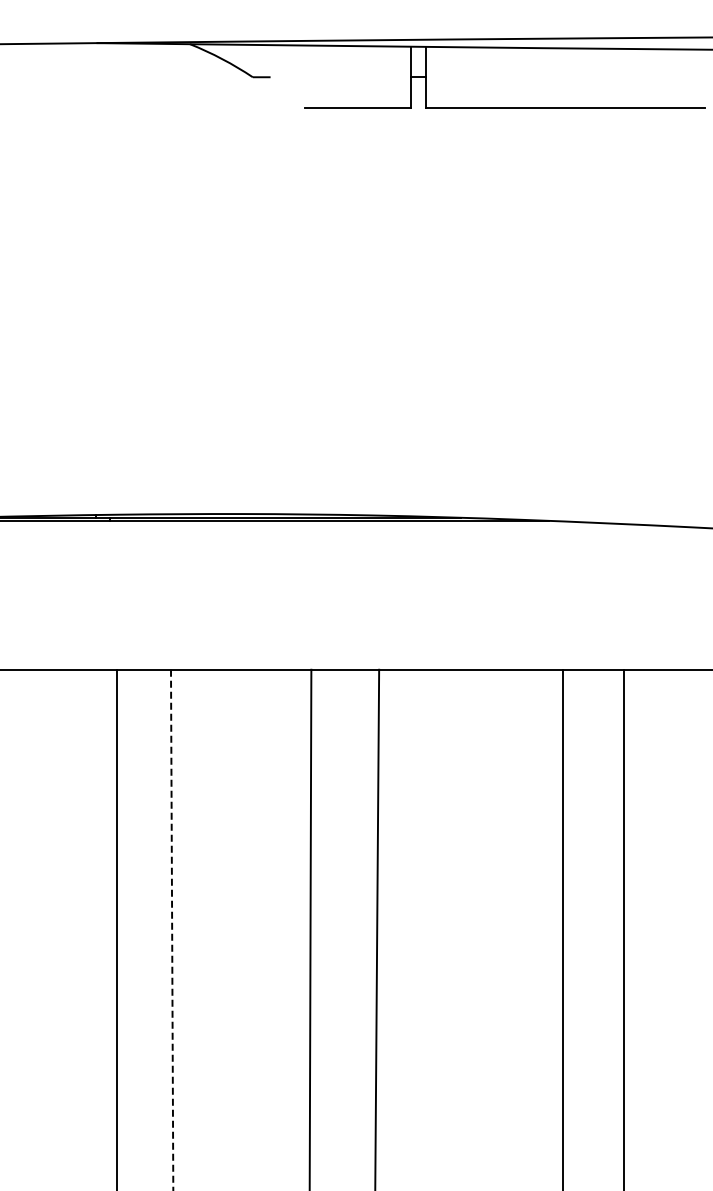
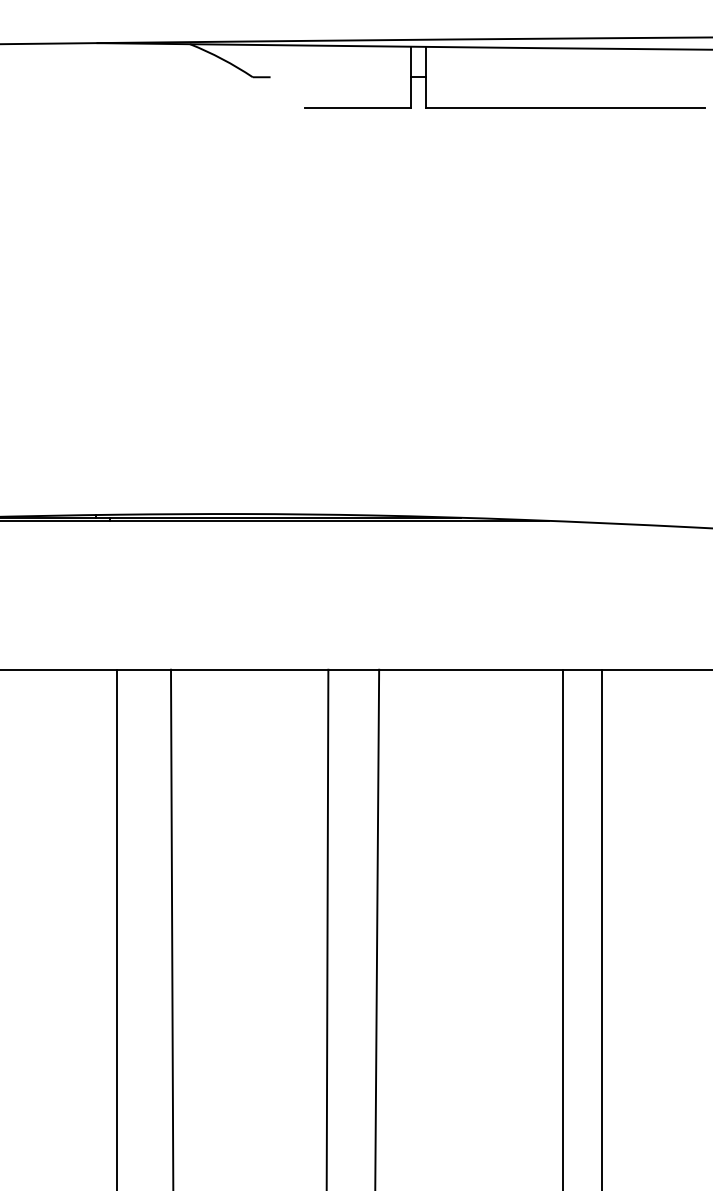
line position: (310, 928) -> (327, 928) (327, 928)
line position: (624, 928) -> (602, 928) (602, 928)
line: dashed -> solid (172, 930)
